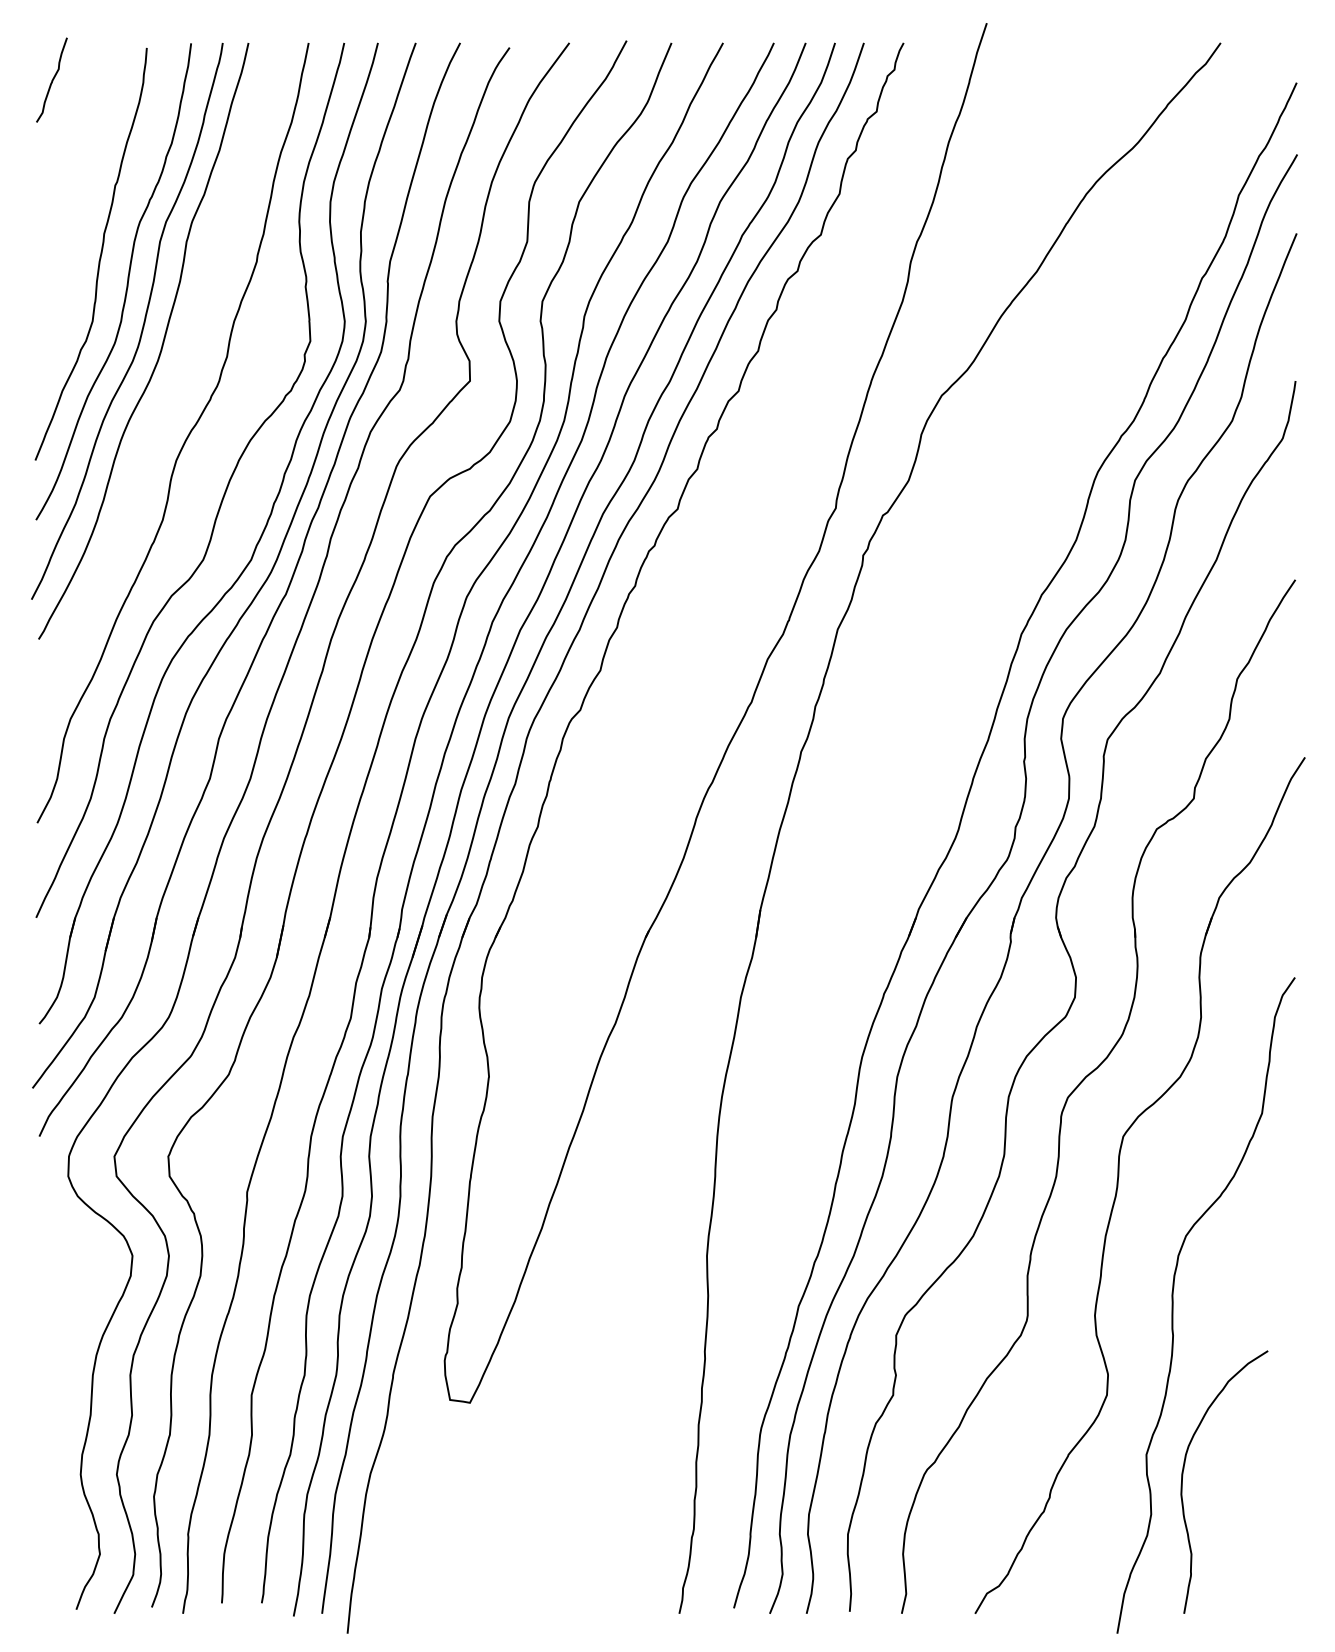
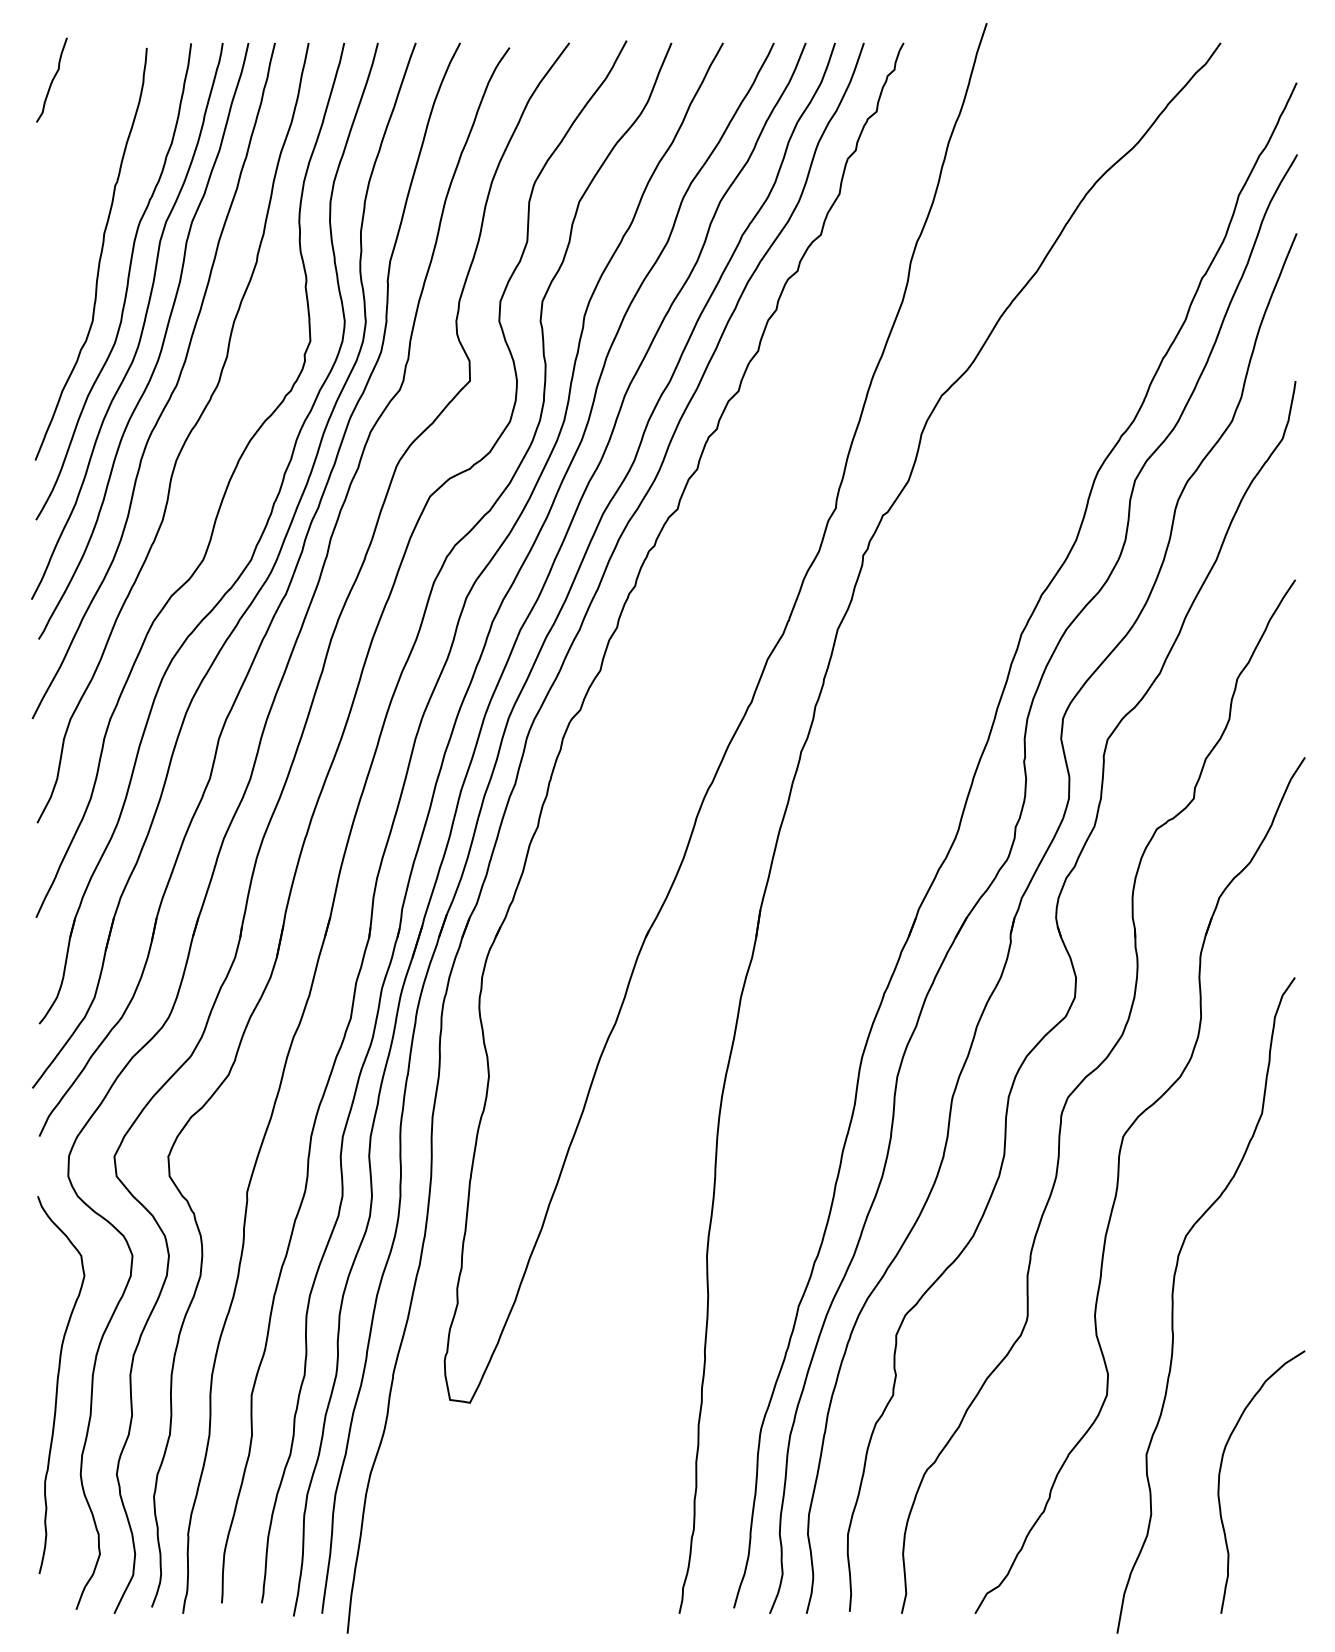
curve: none -> present (172, 390)
curve: none -> present (58, 1384)
curve position: (1183, 1476) -> (1220, 1476) (1220, 1476)
